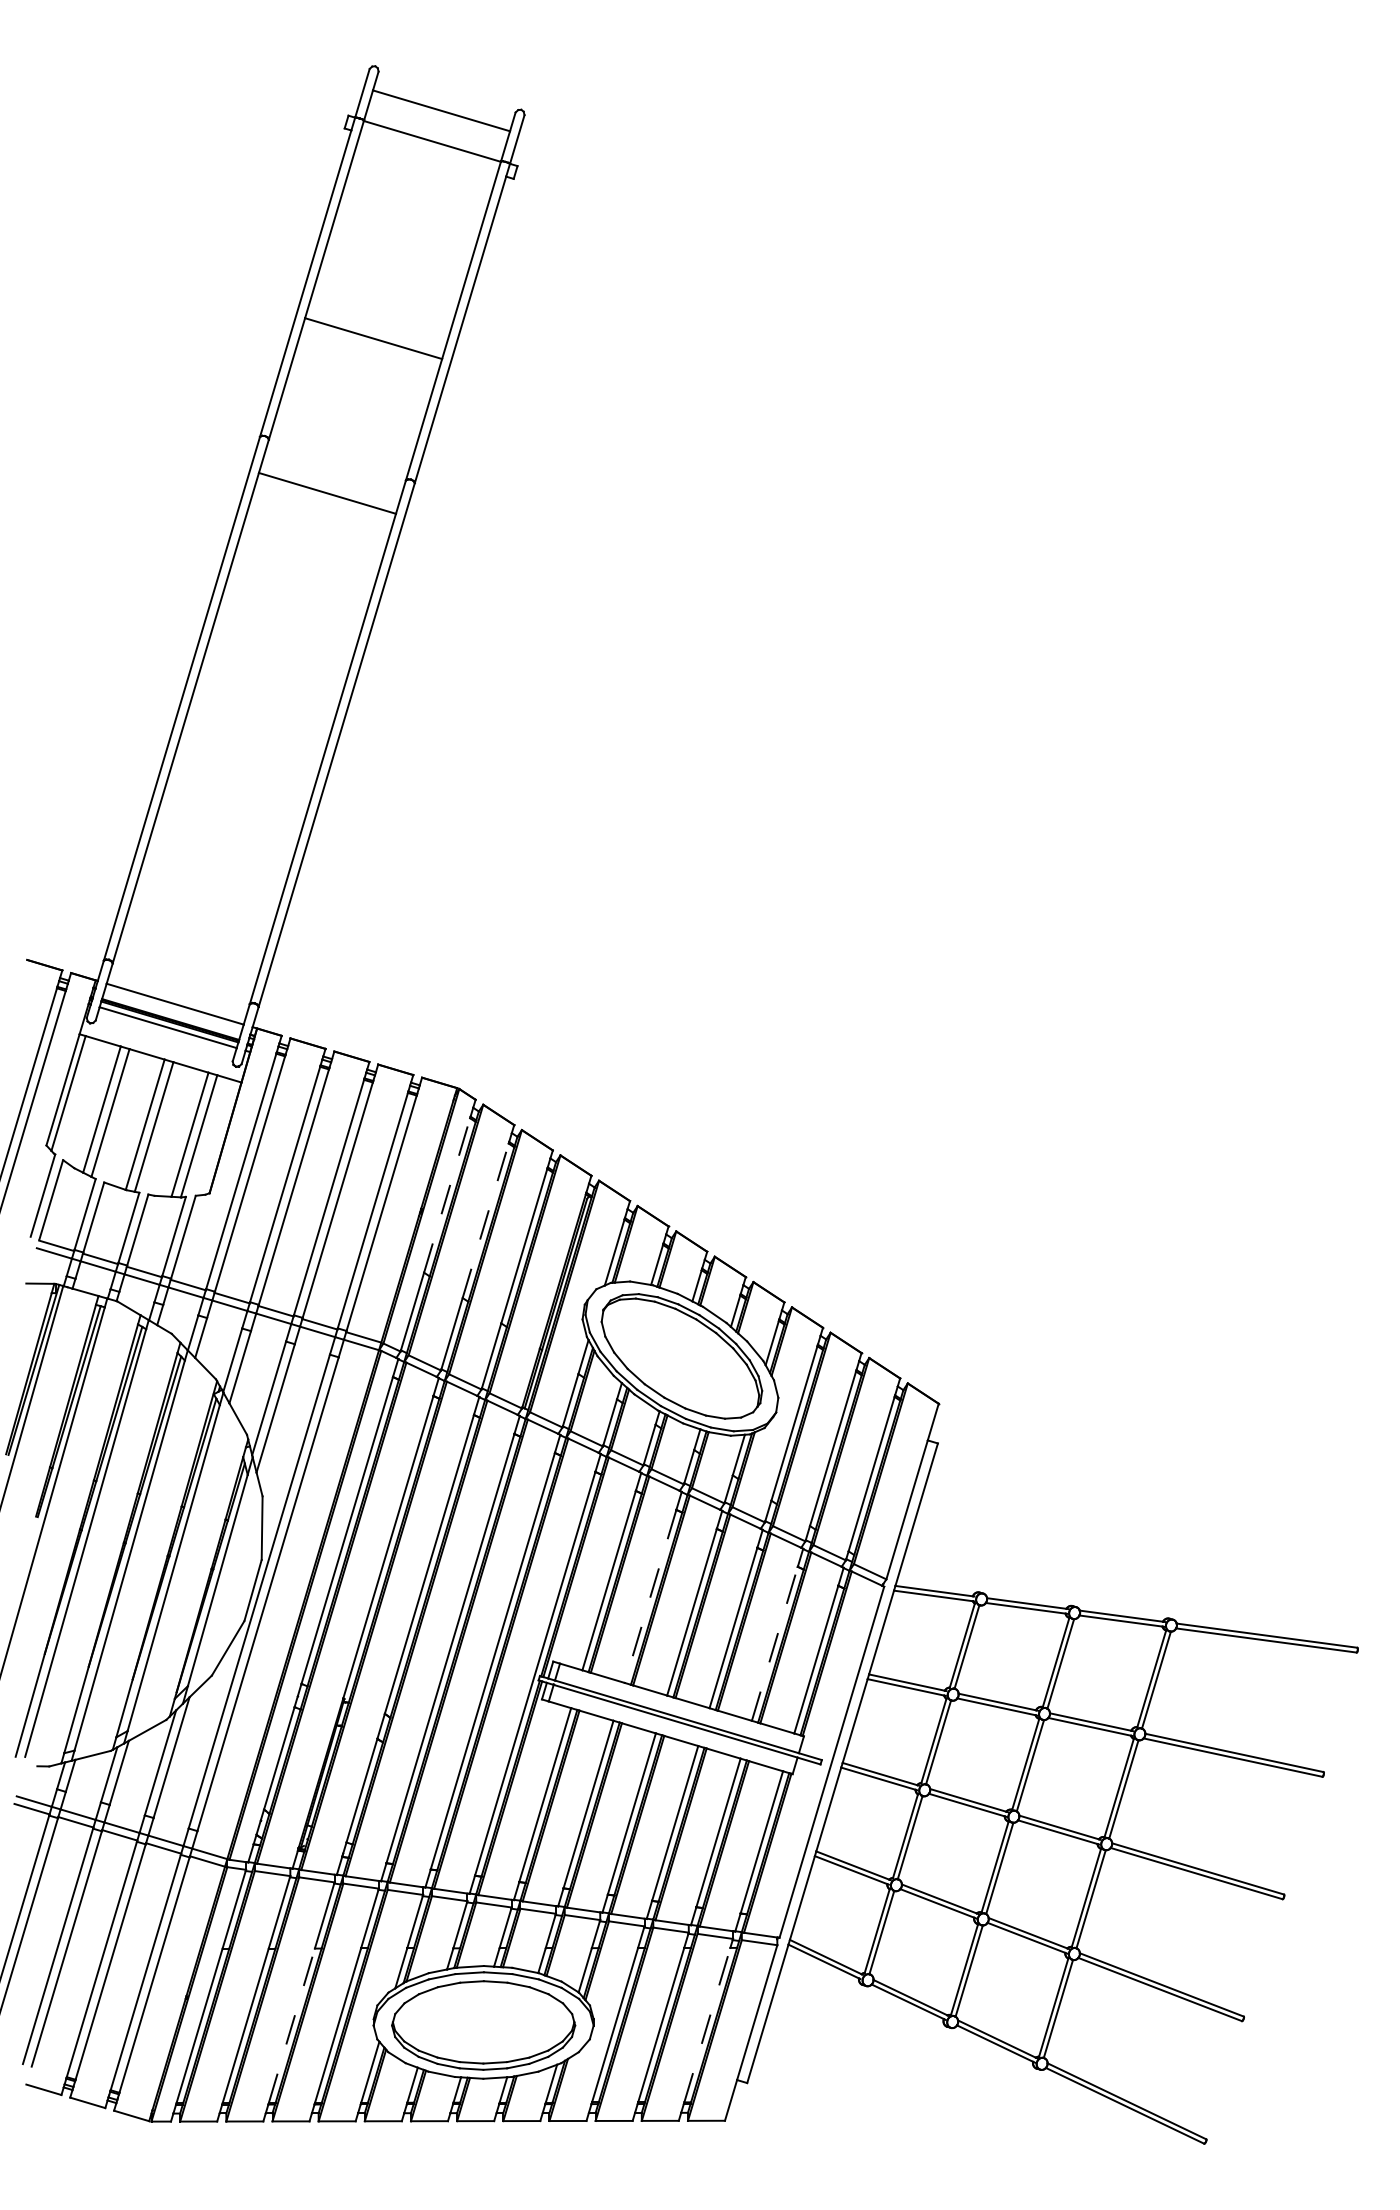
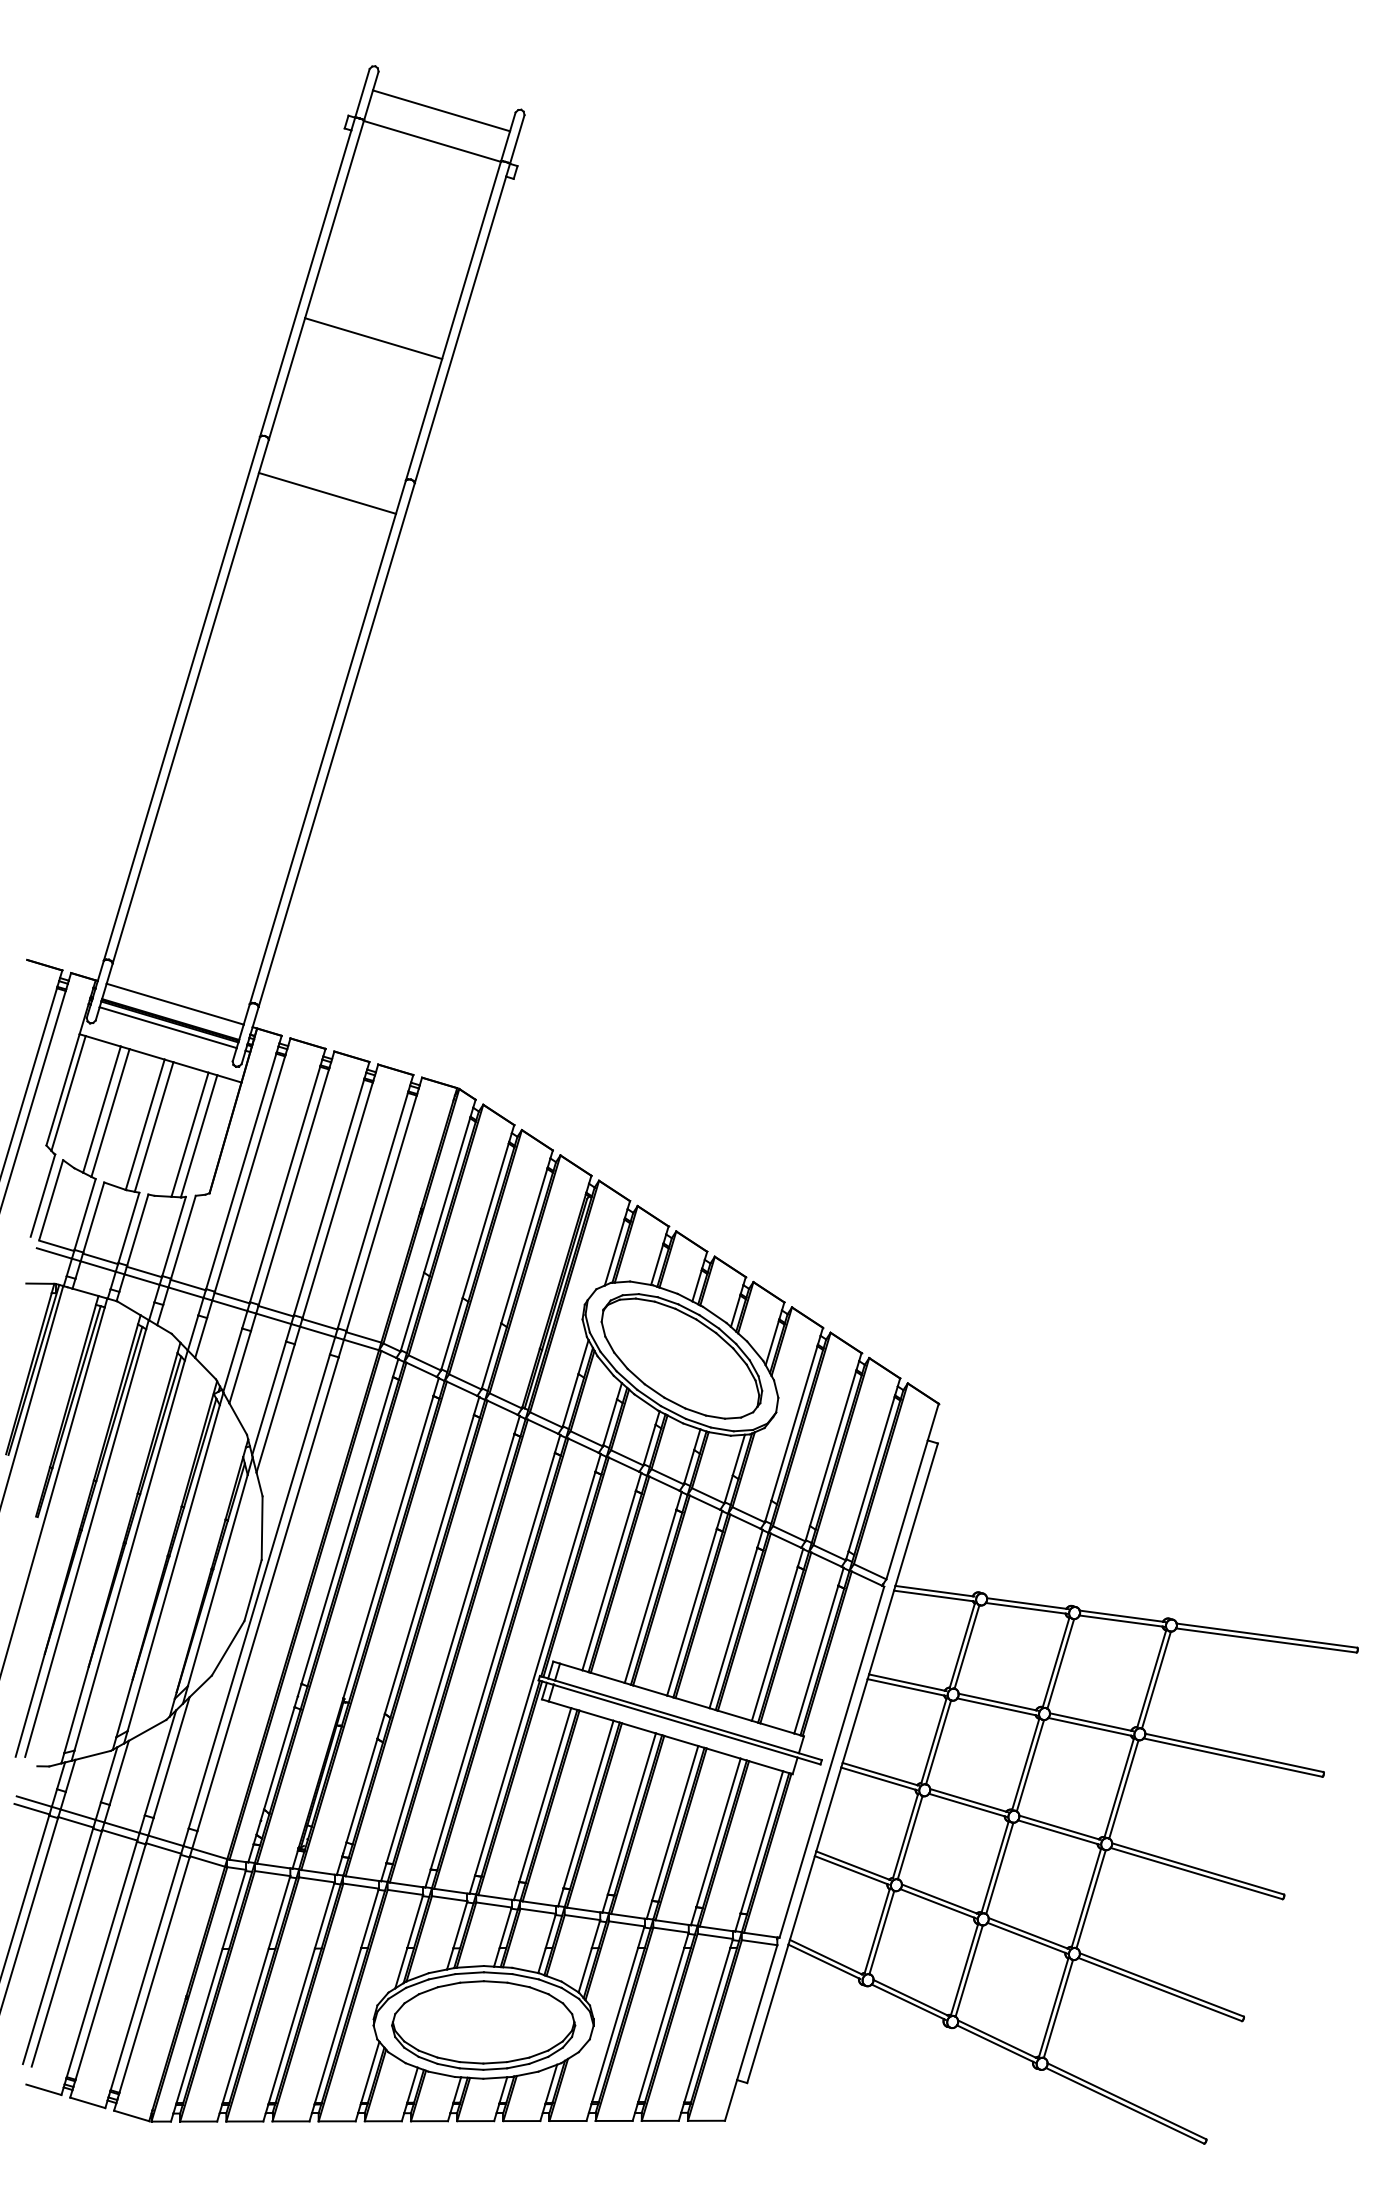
line: dashed -> solid (447, 1195)
line: dashed -> solid (485, 1220)
line: dashed -> solid (650, 1596)
line: dashed -> solid (775, 1643)
line: dashed -> solid (291, 2025)
line: dashed -> solid (707, 2025)
